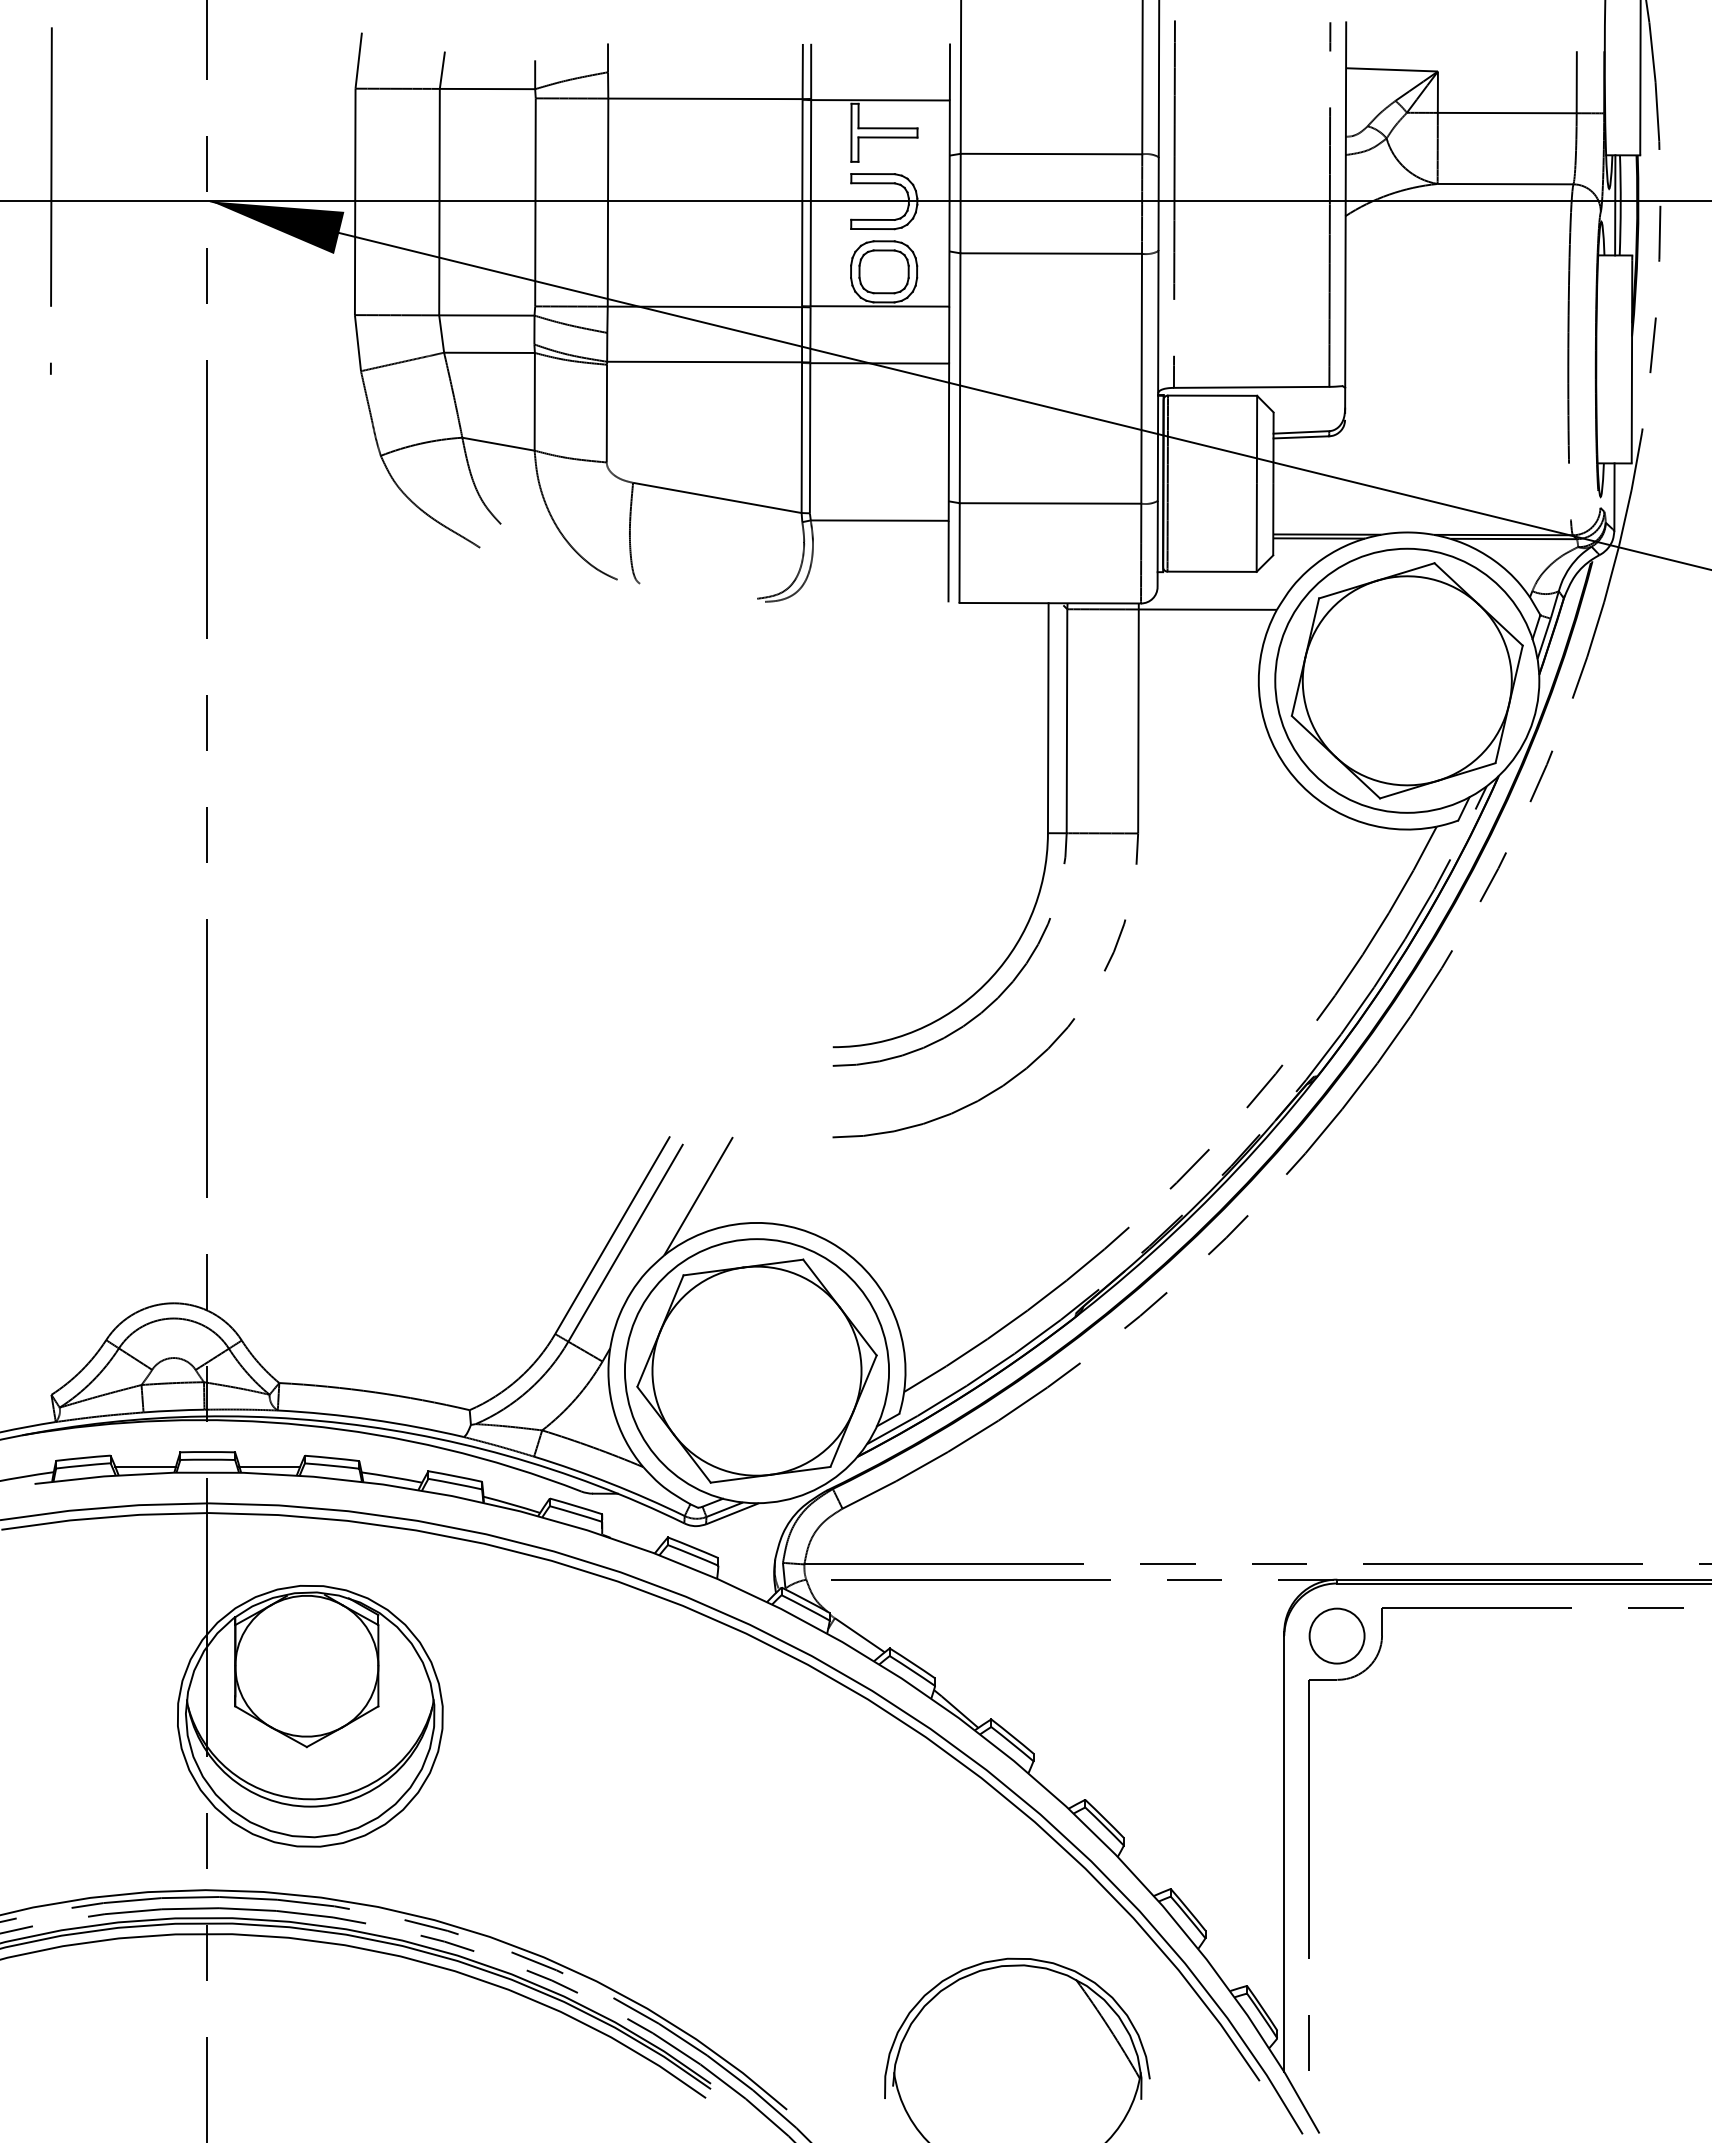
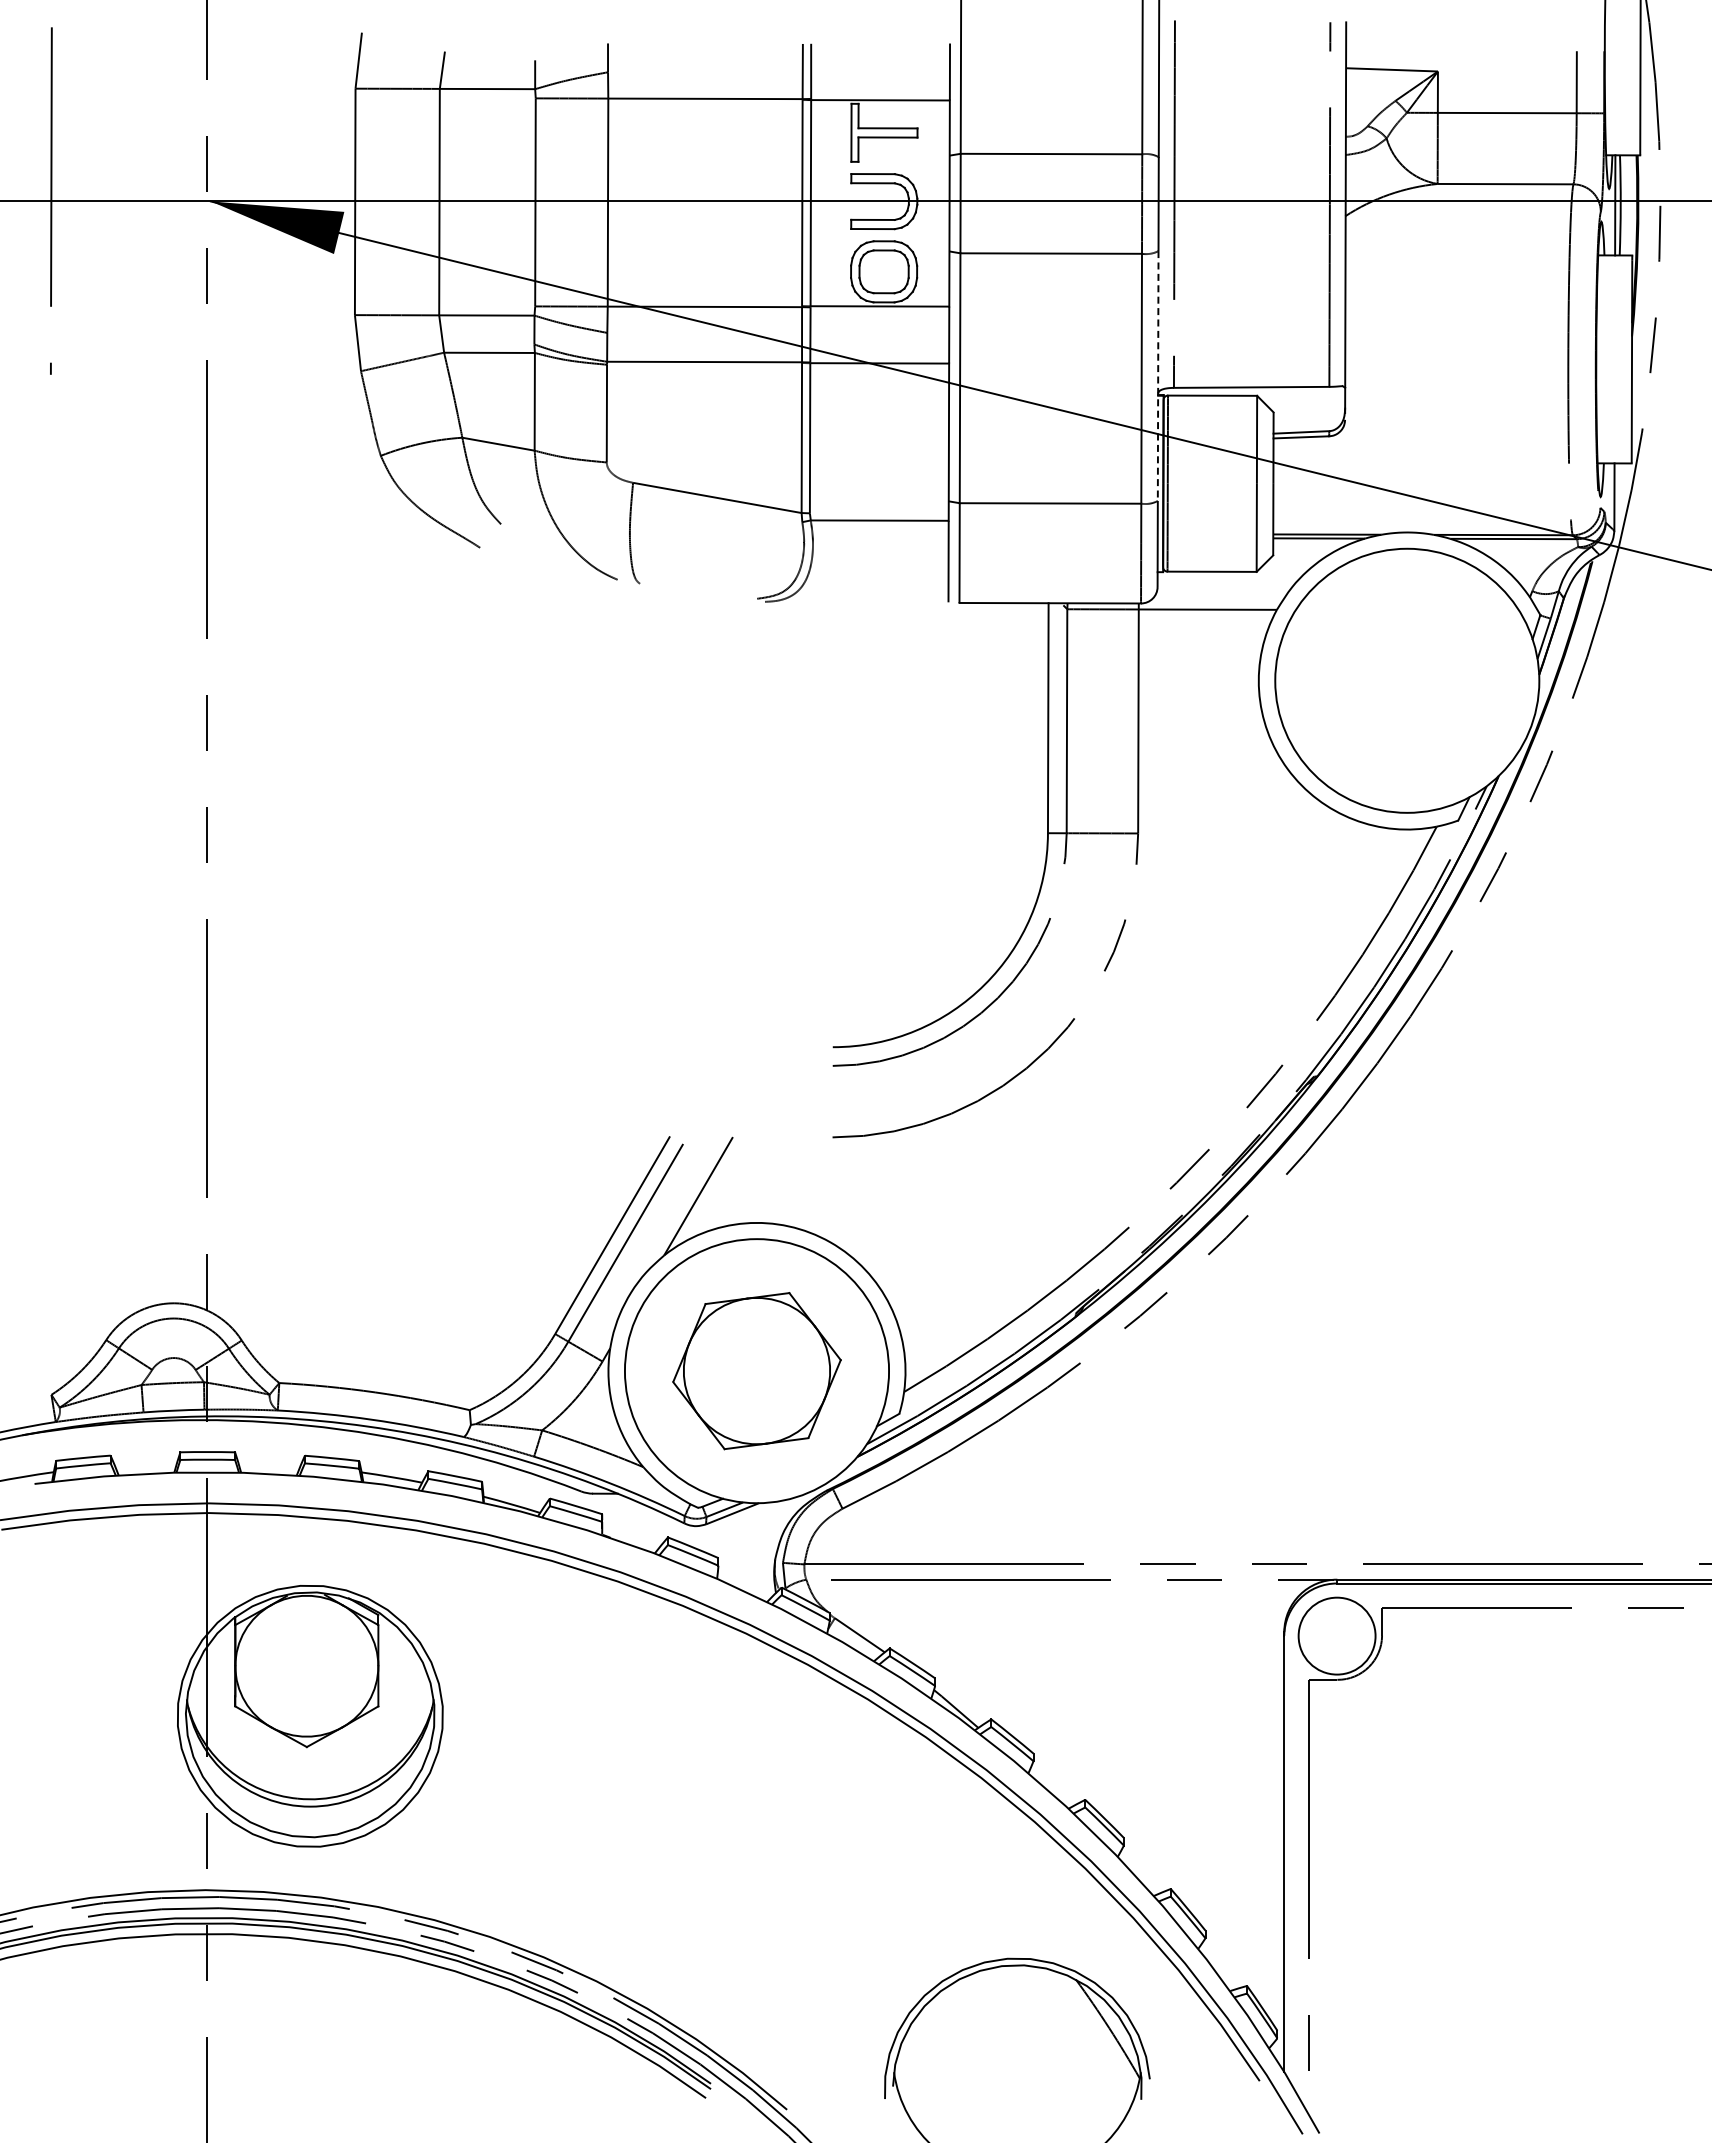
line: solid -> dashed (1158, 376)
part: present -> none (1406, 680)
part size: 242x226 px -> 170x159 px (756, 1371)
line: present -> none (145, 1466)
line: present -> none (269, 1466)
circle diameter: 55 px -> 77 px (1336, 1635)
